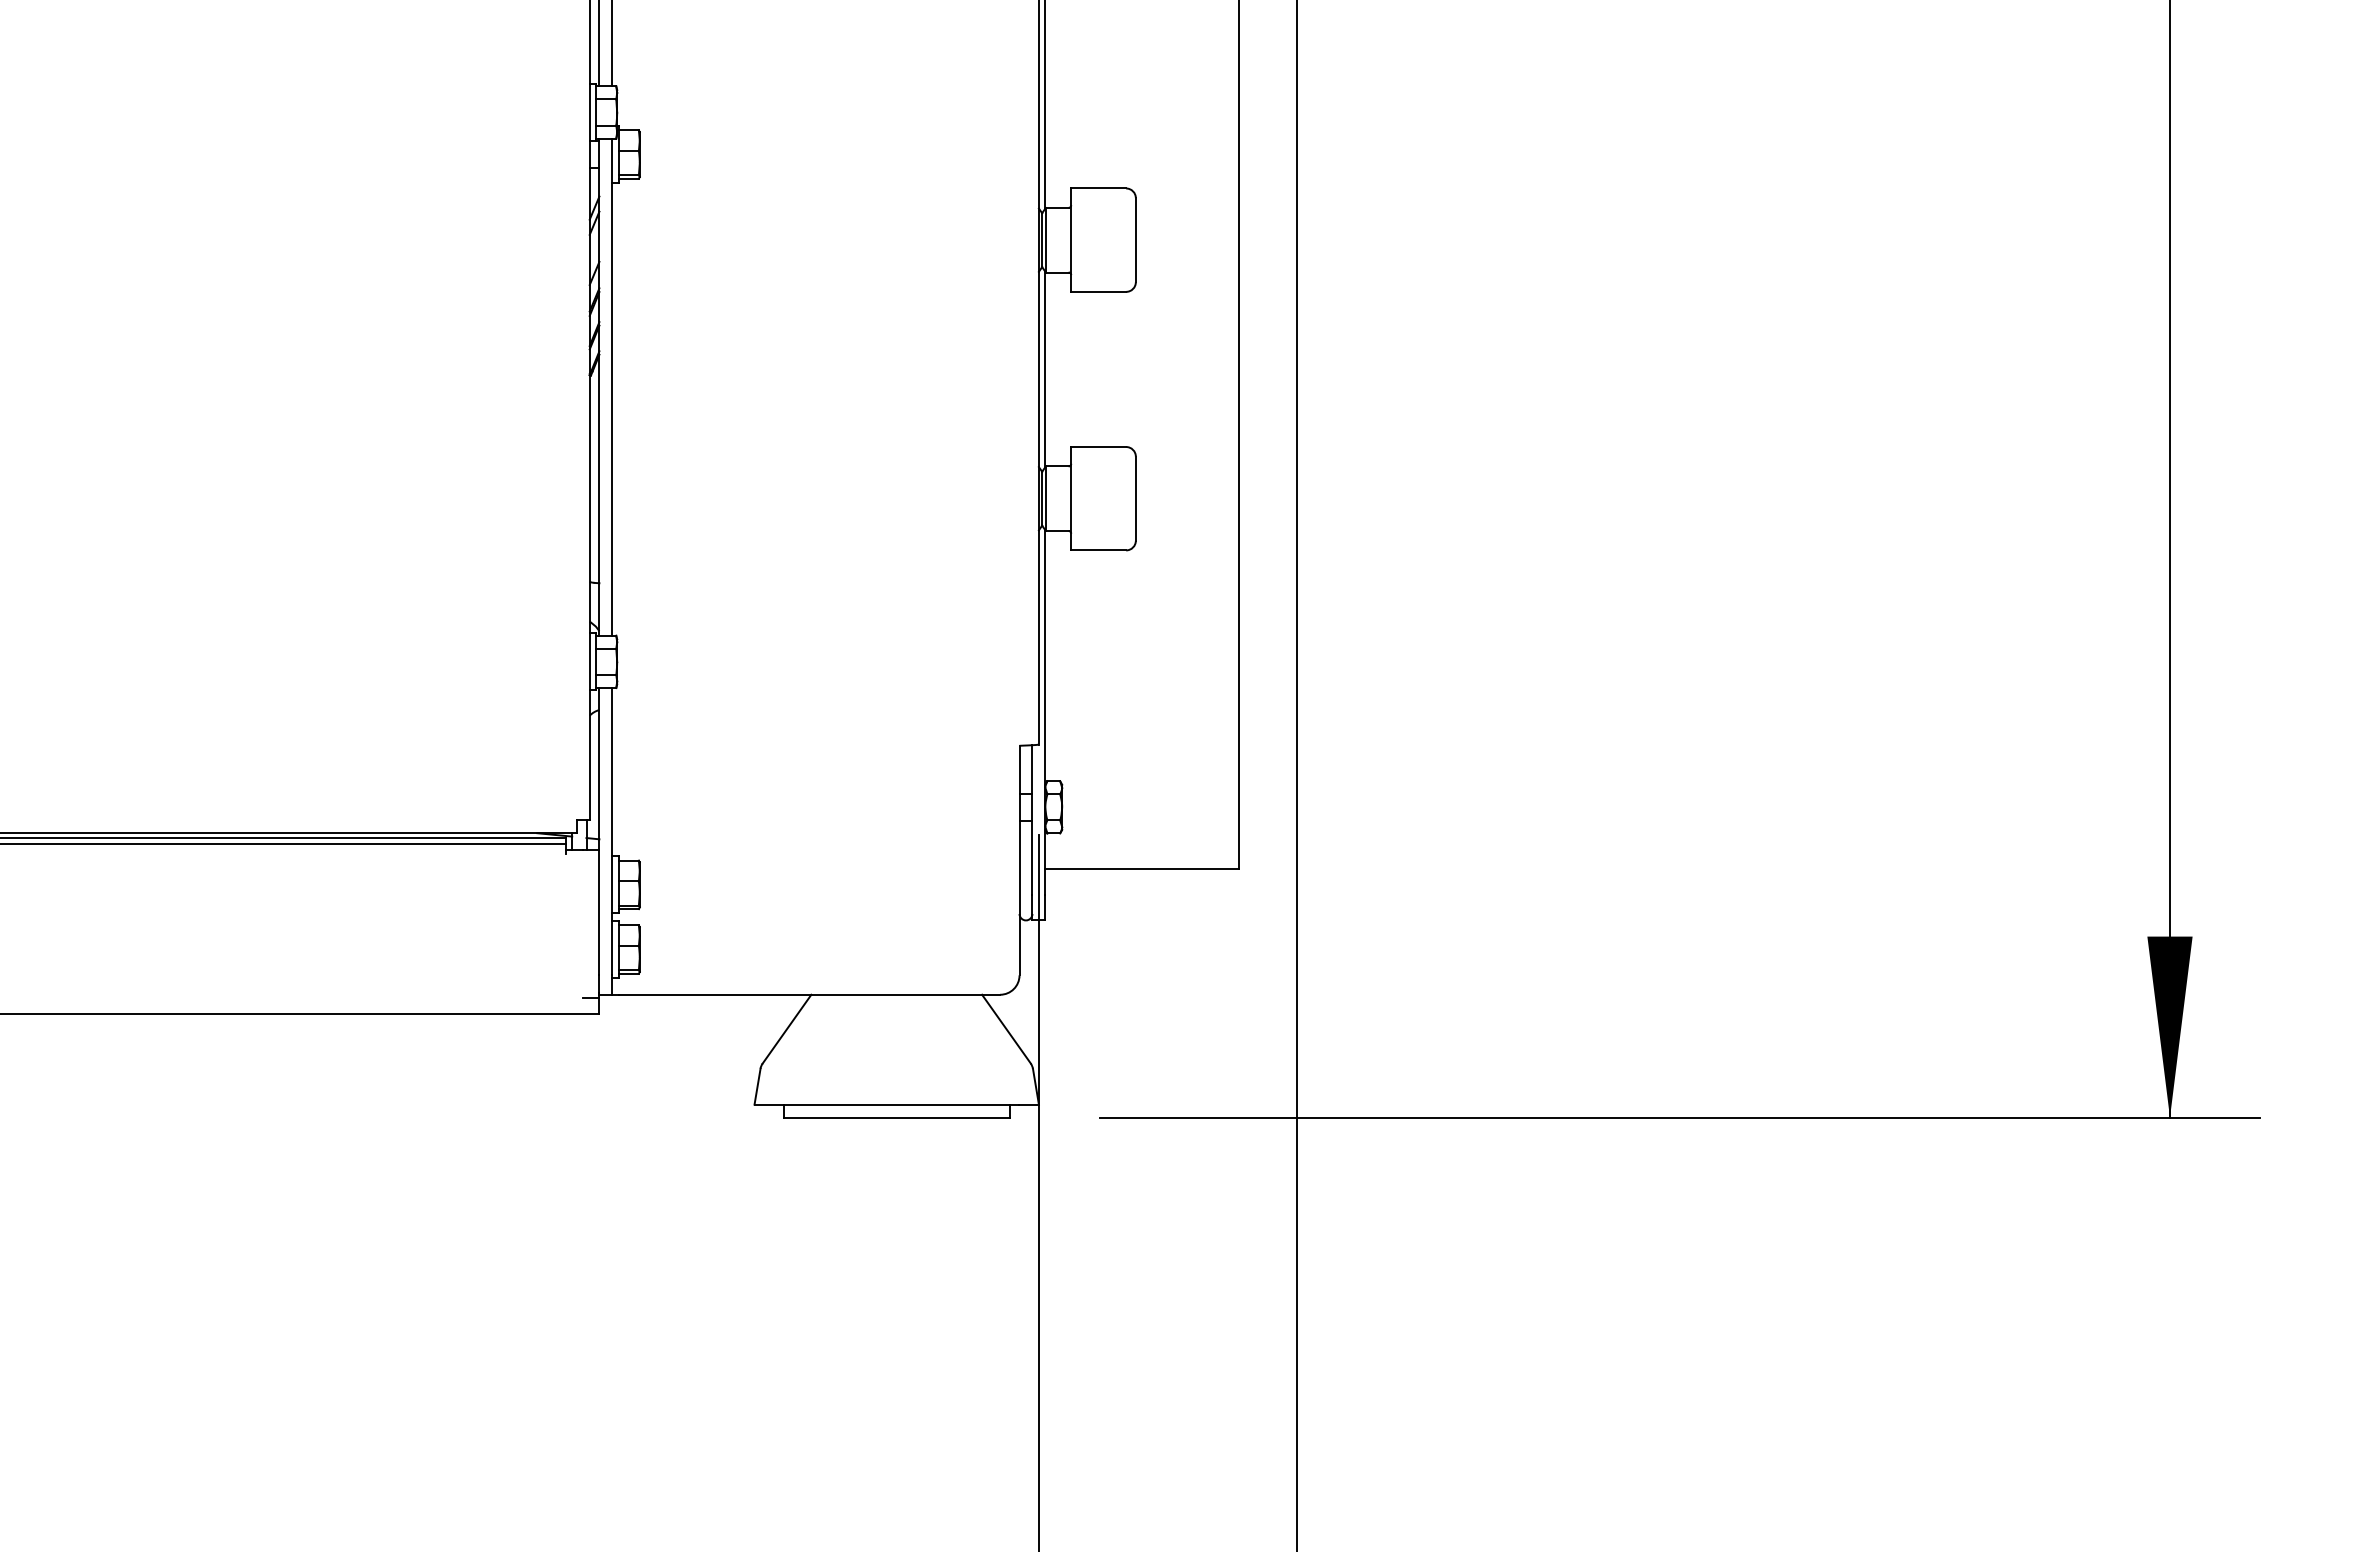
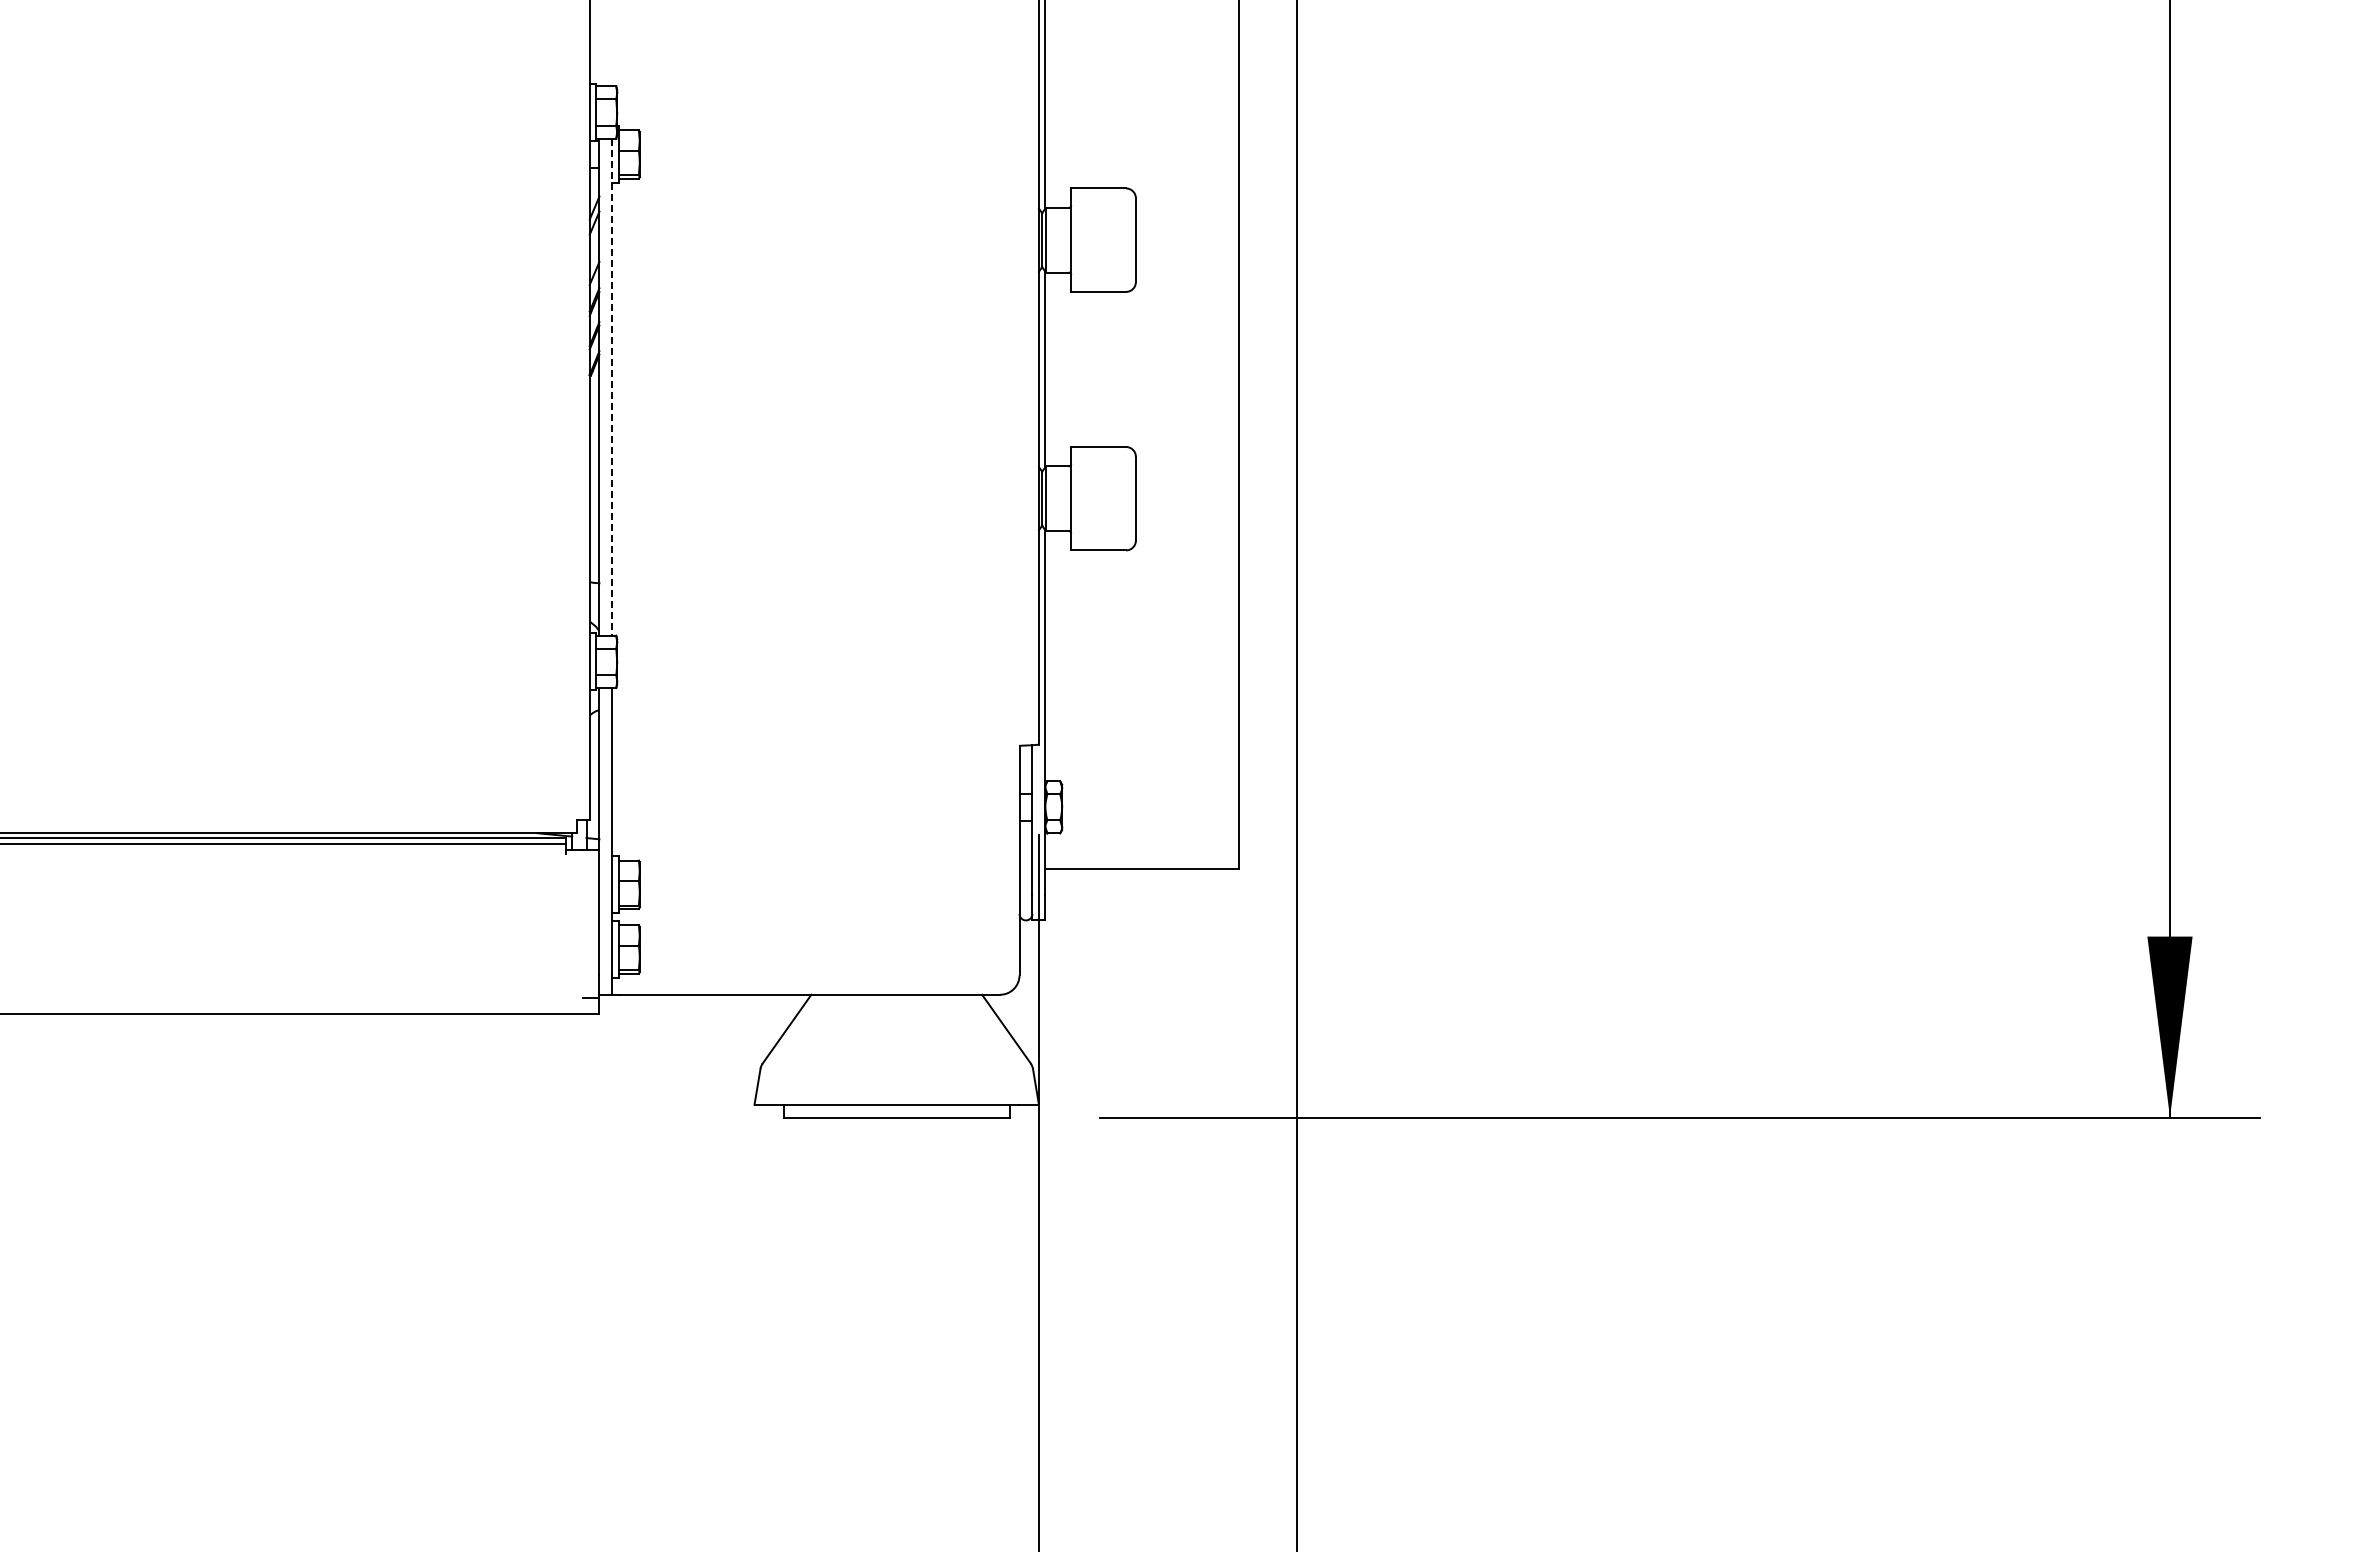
line: present -> none (599, 44)
line: present -> none (612, 44)
line: solid -> dashed (612, 387)
